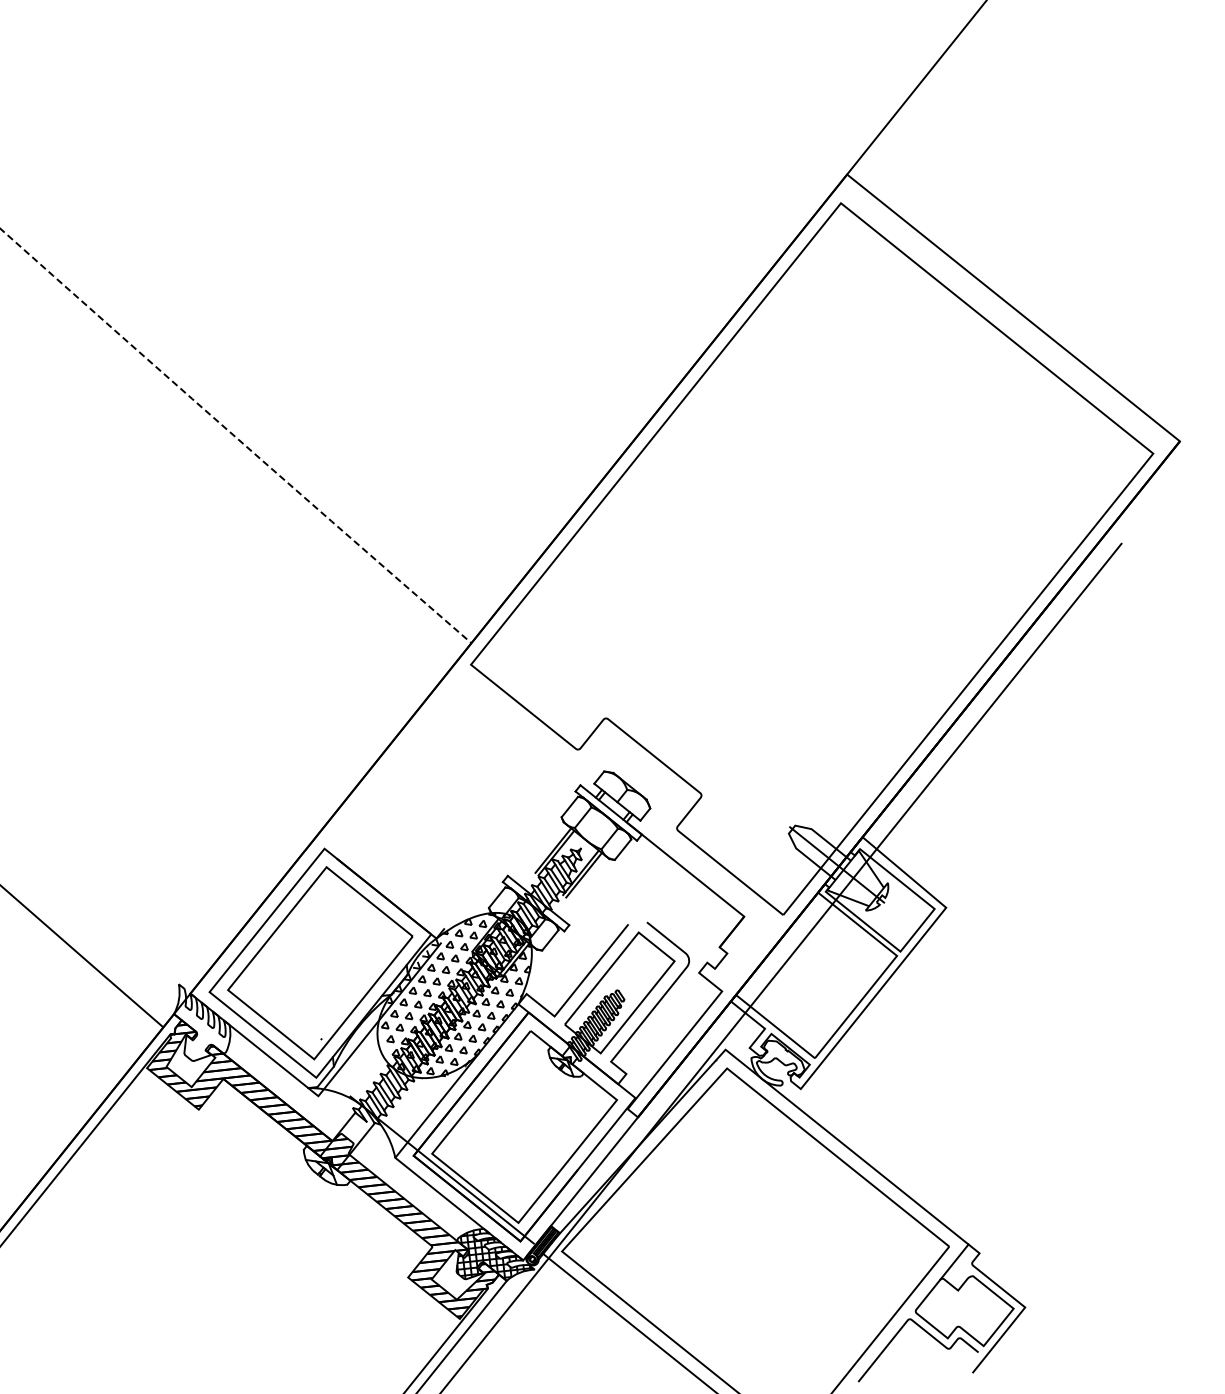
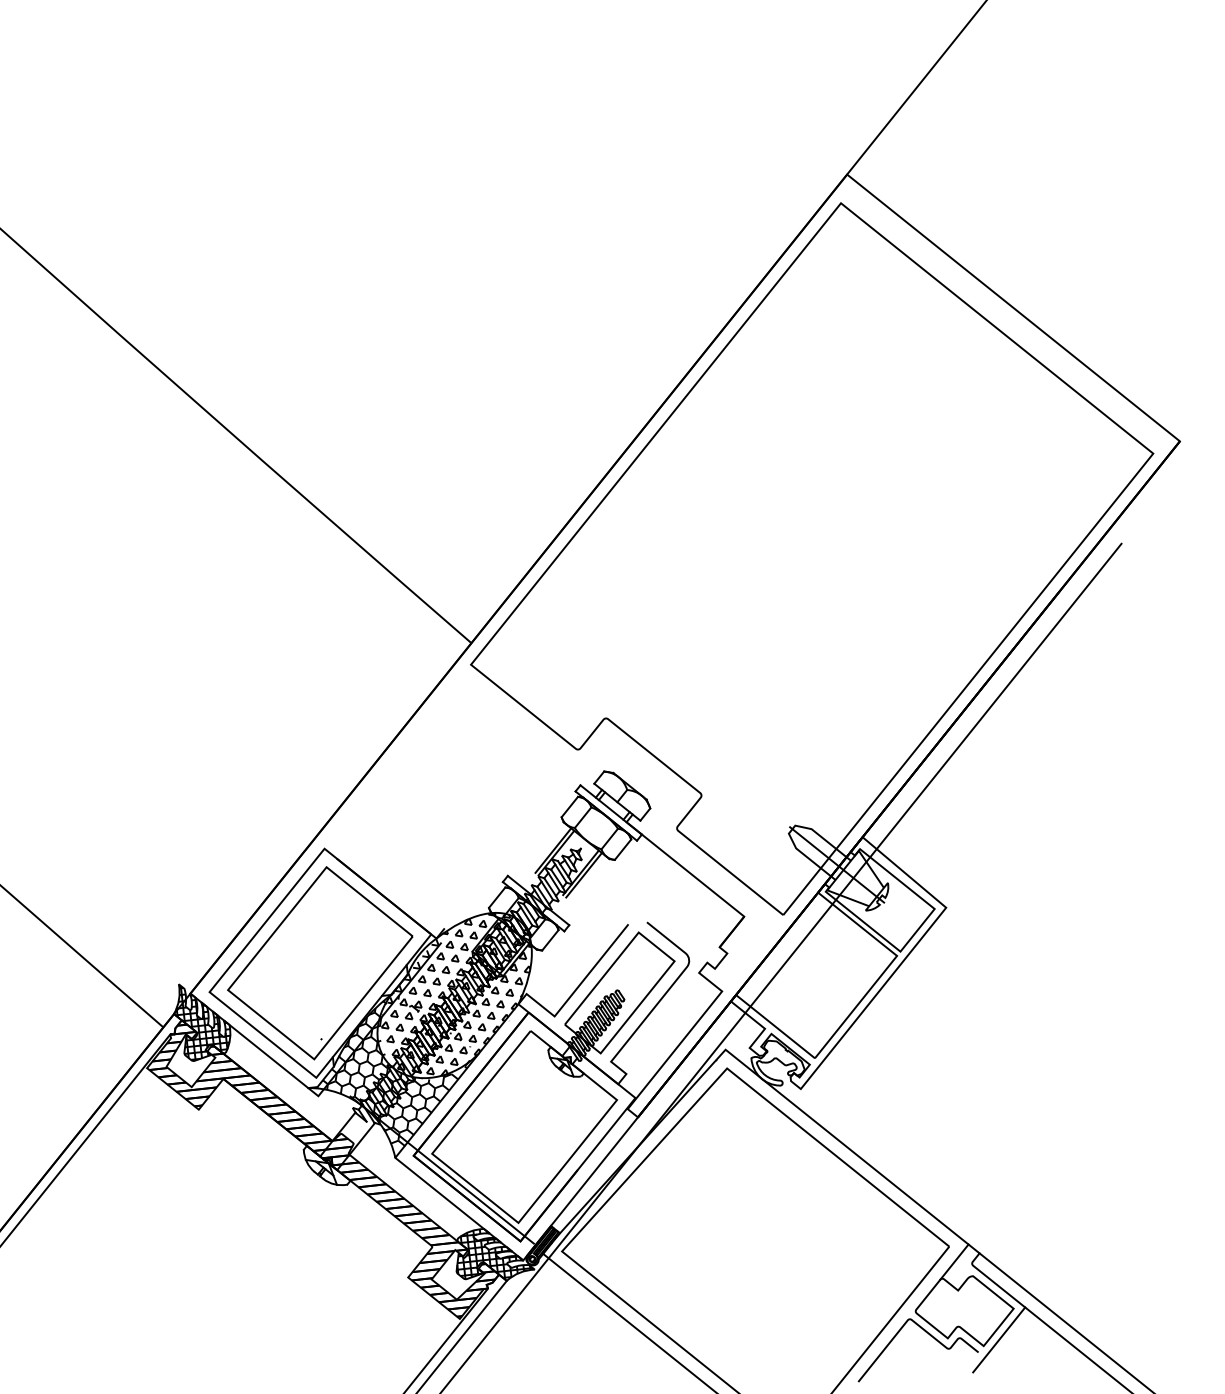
arc: dashed -> solid (234, 436)
hatch: none -> present (202, 1022)
hatch: none -> present (394, 1076)
line: none -> present (1065, 1321)
line: none -> present (1077, 1348)
